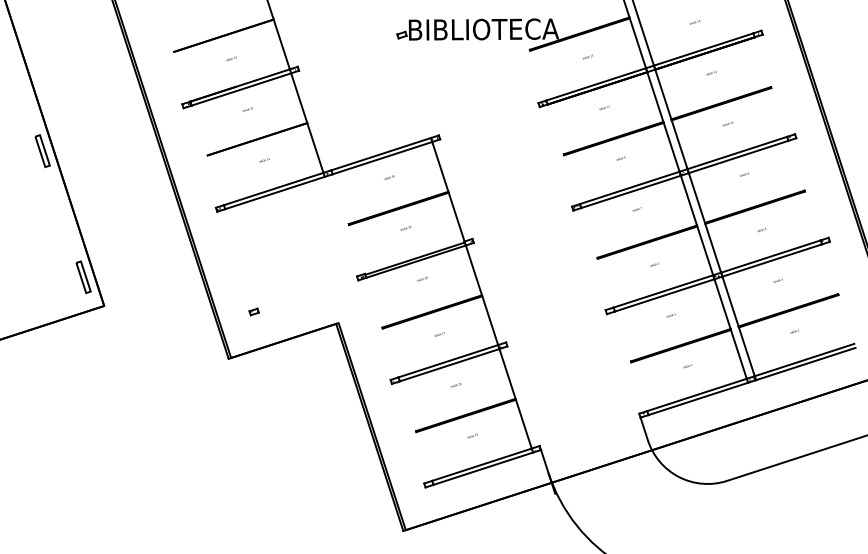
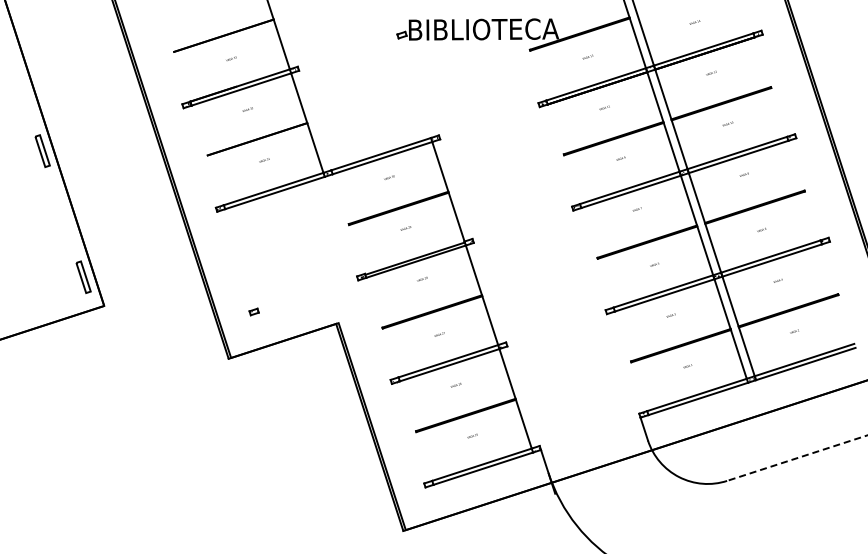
line: solid -> dashed (797, 458)
